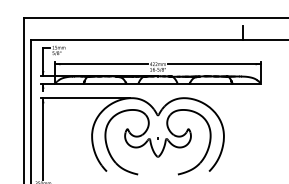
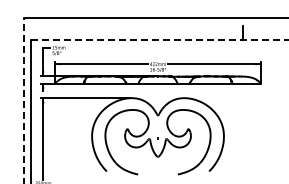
line: solid -> dashed (160, 40)
line: solid -> dashed (23, 100)
